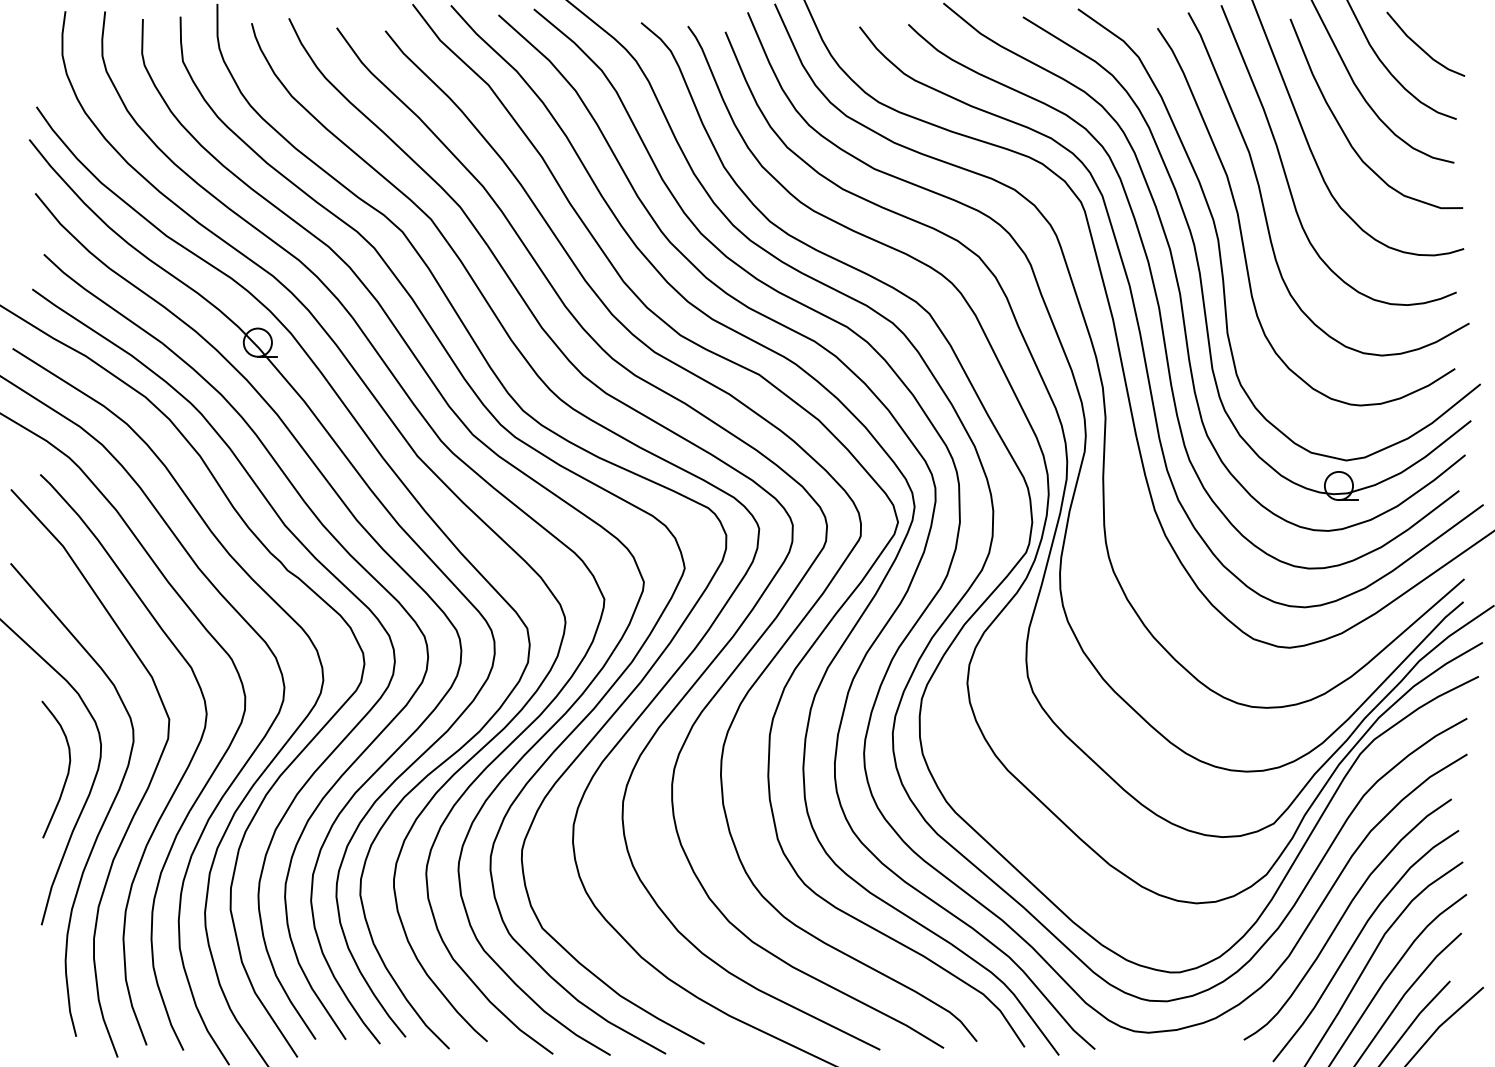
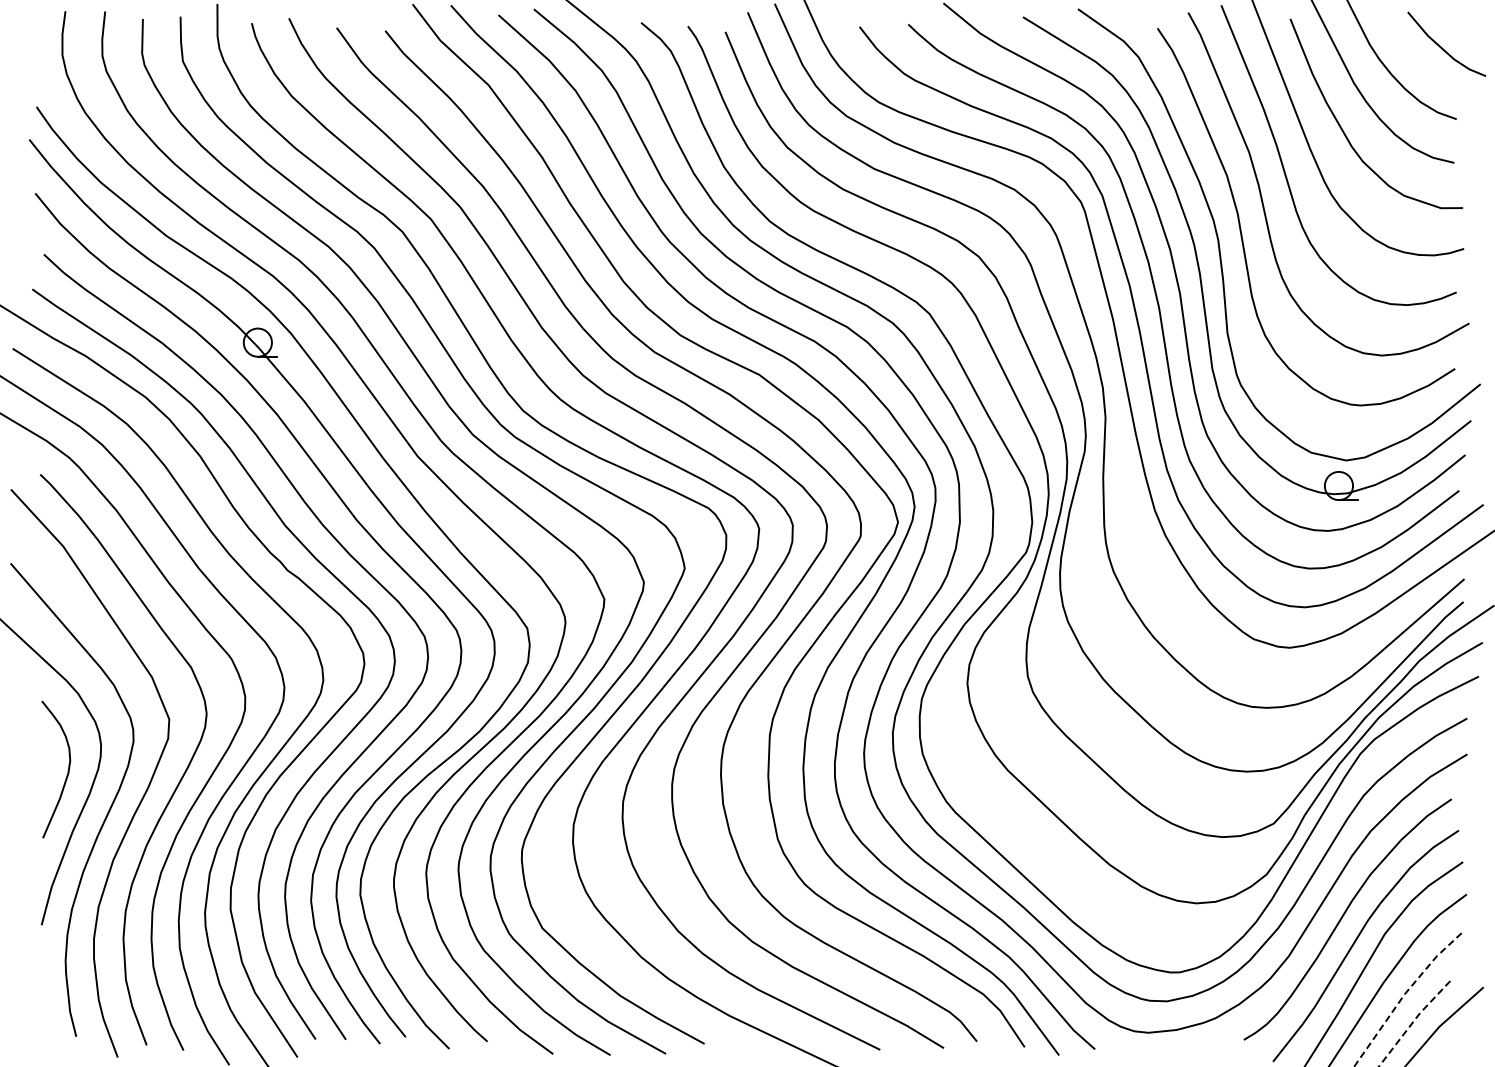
line position: (1421, 47) -> (1442, 47) (1442, 47)
line: solid -> dashed (1404, 994)
line: solid -> dashed (1413, 1021)
